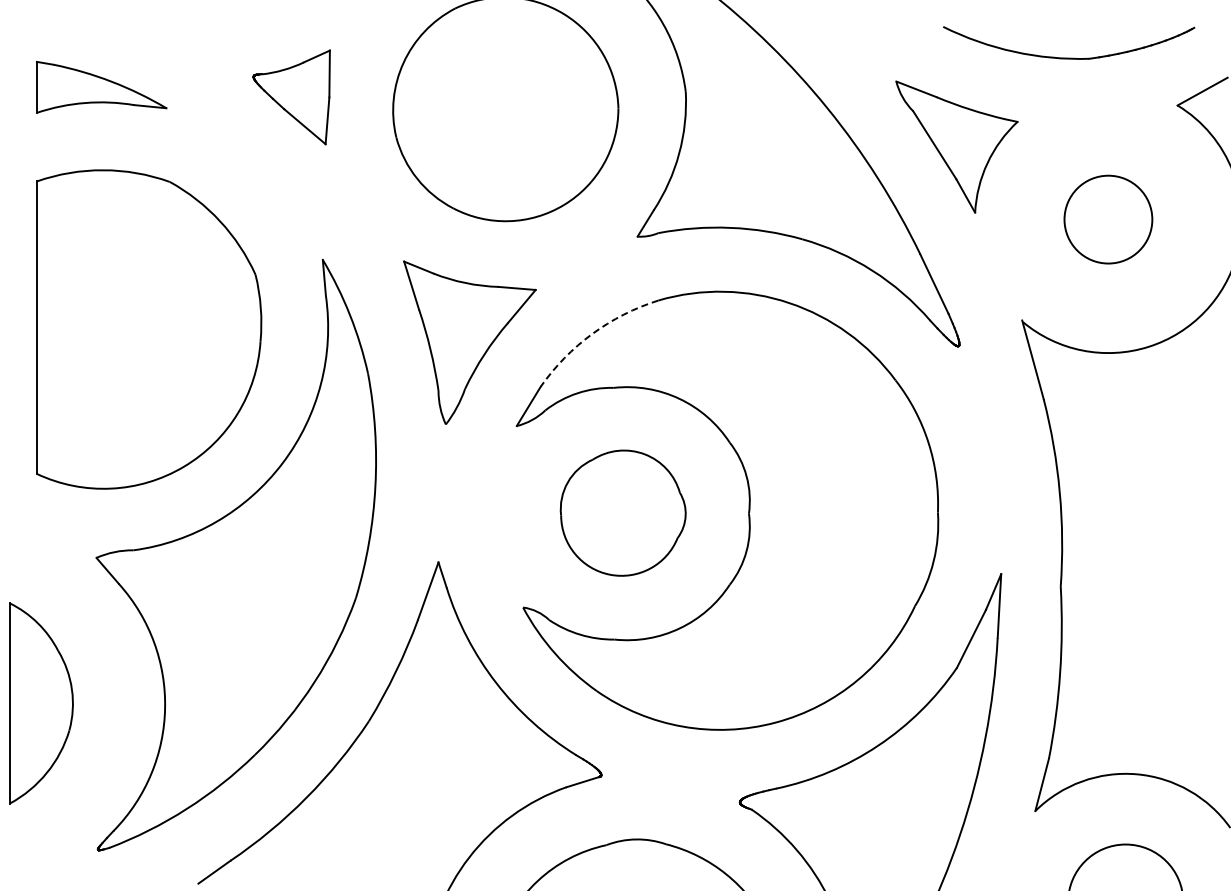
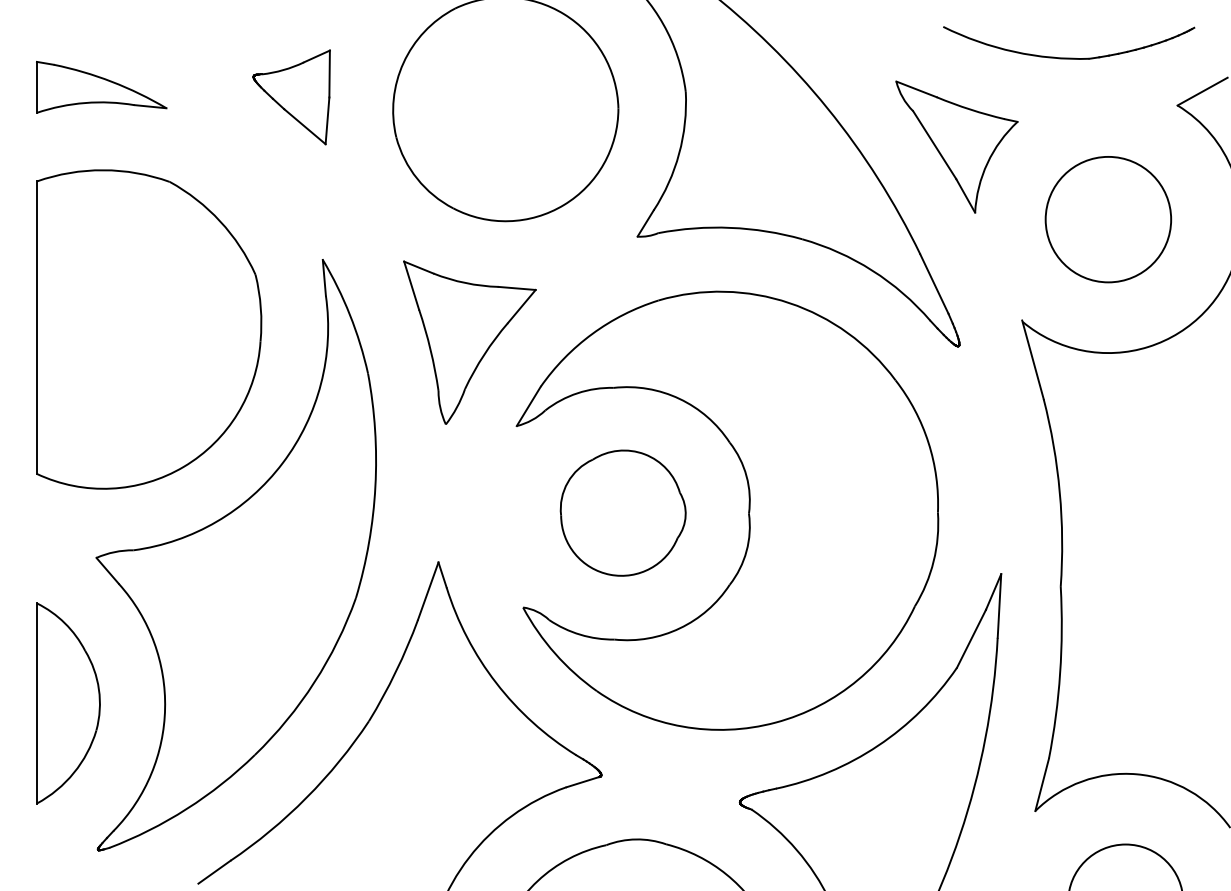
circle diameter: 88 px -> 125 px (1108, 219)
arc: dashed -> solid (592, 333)
part position: (41, 703) -> (68, 703) (68, 703)
